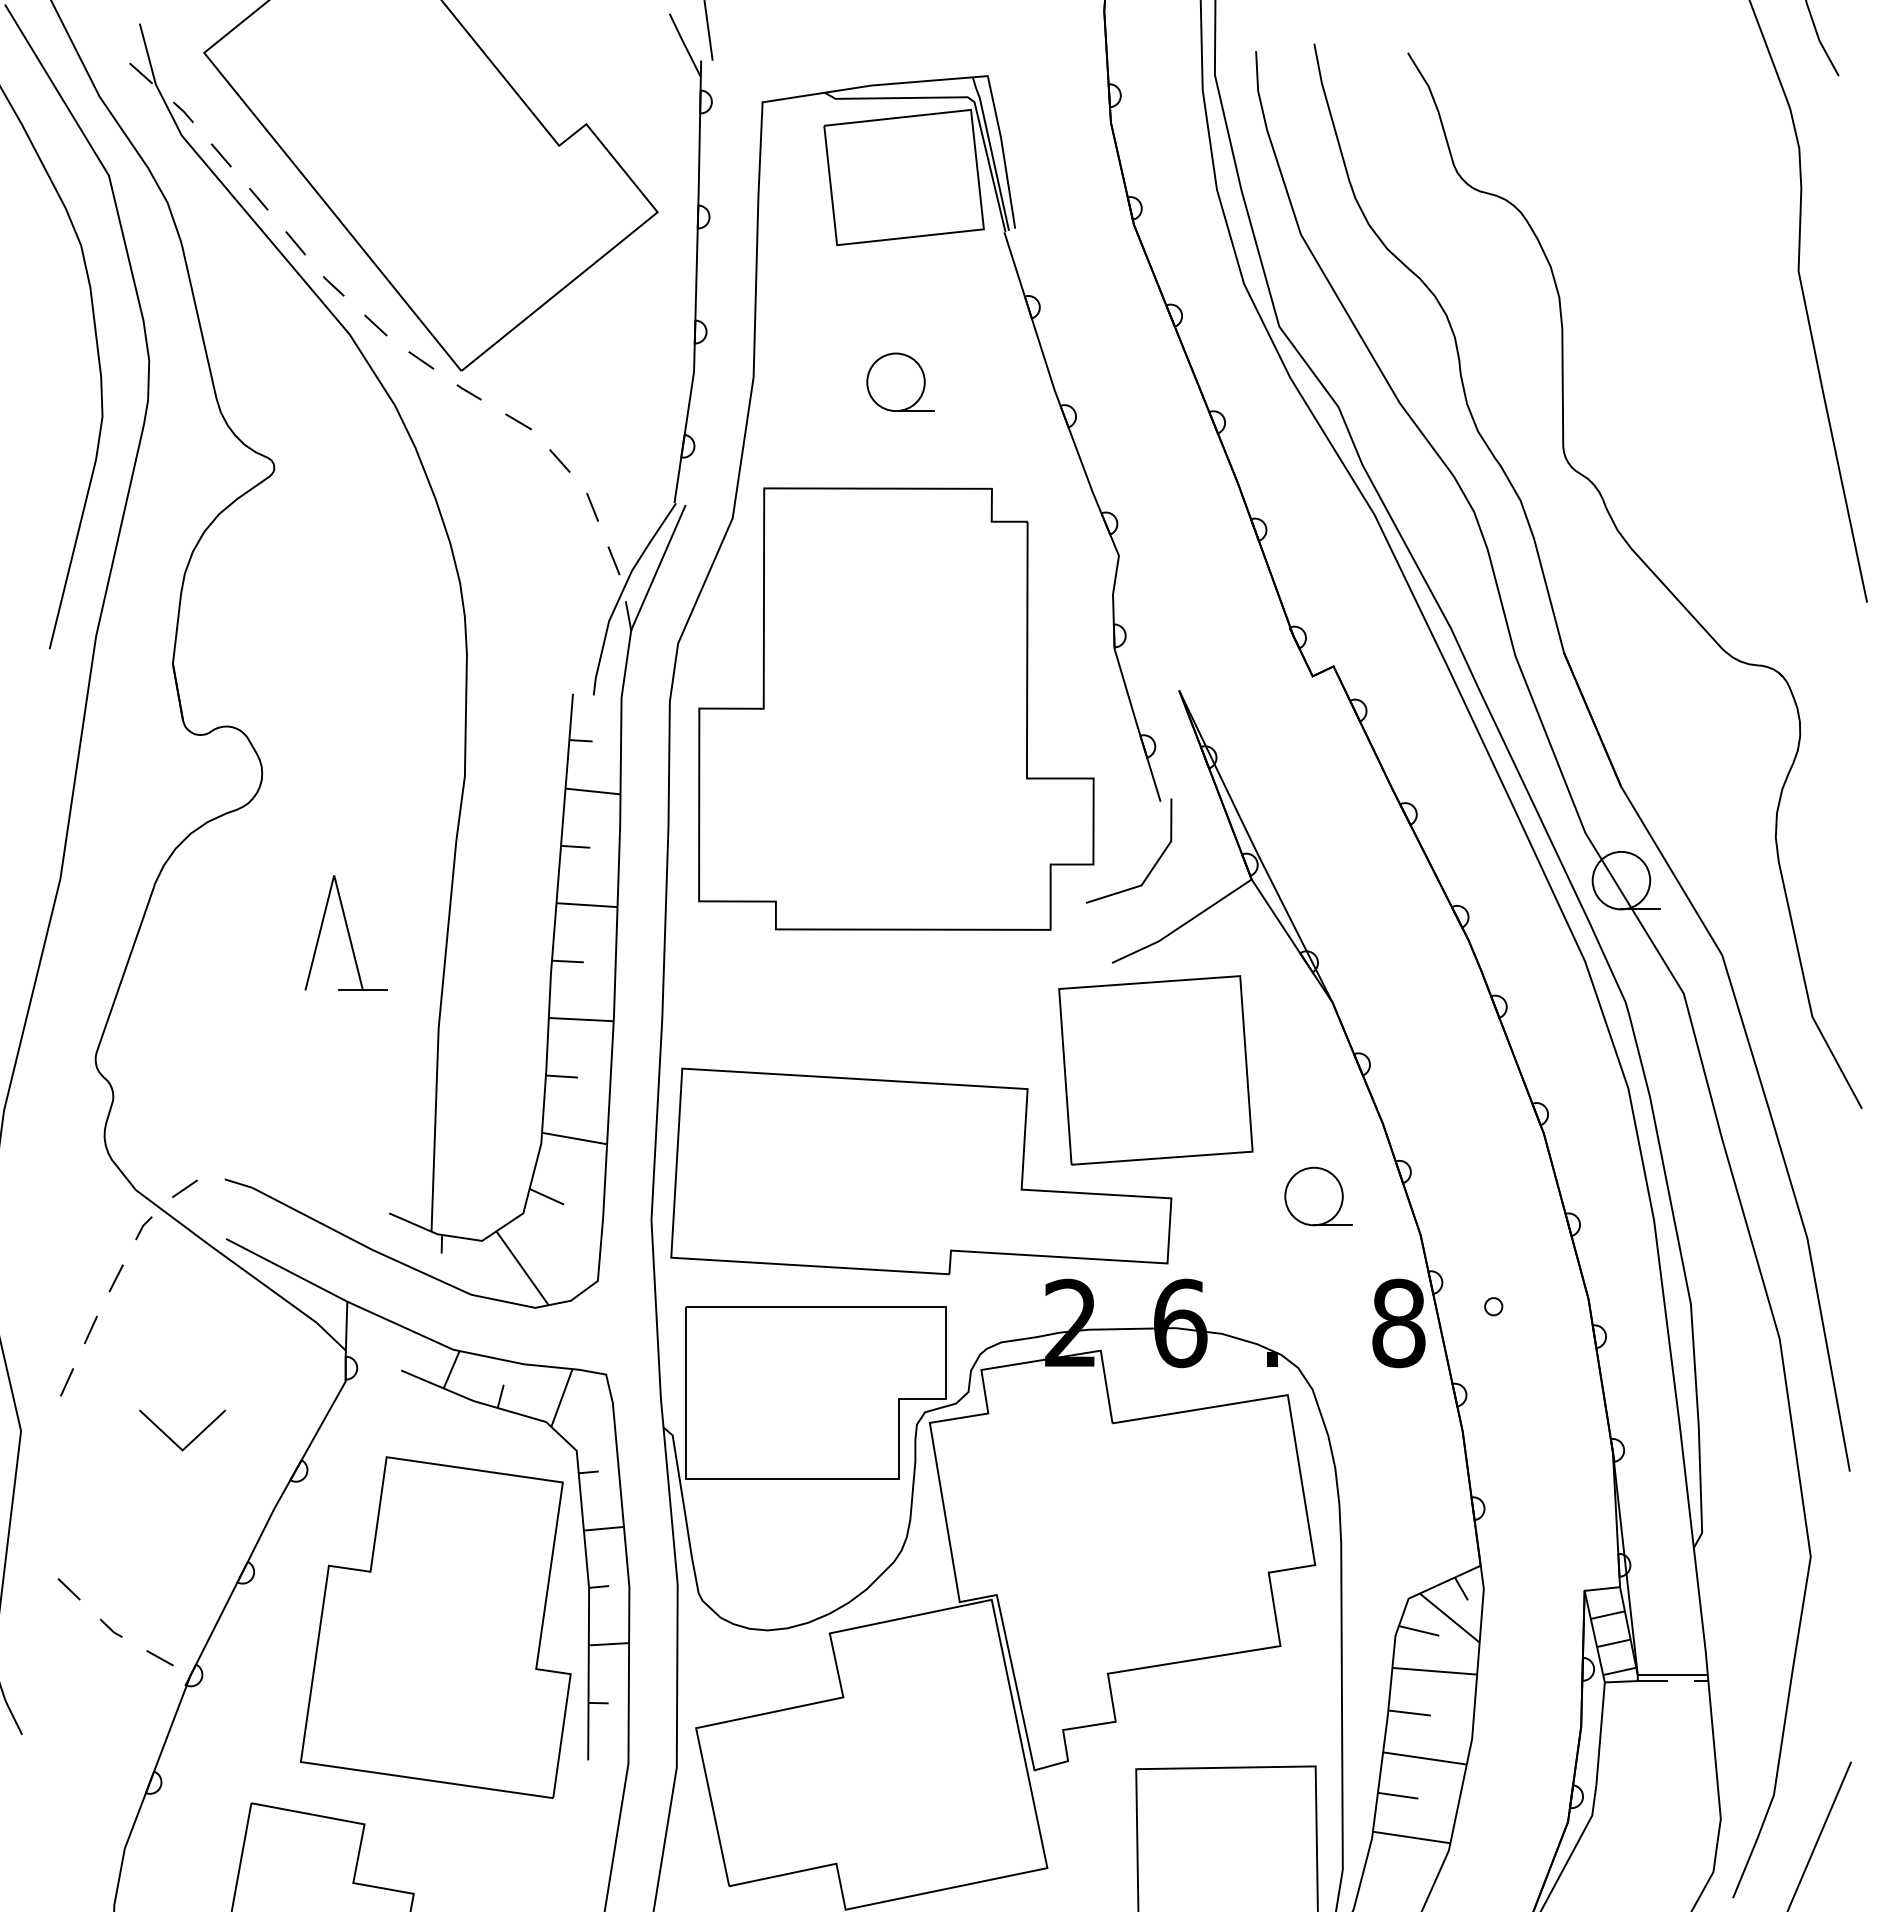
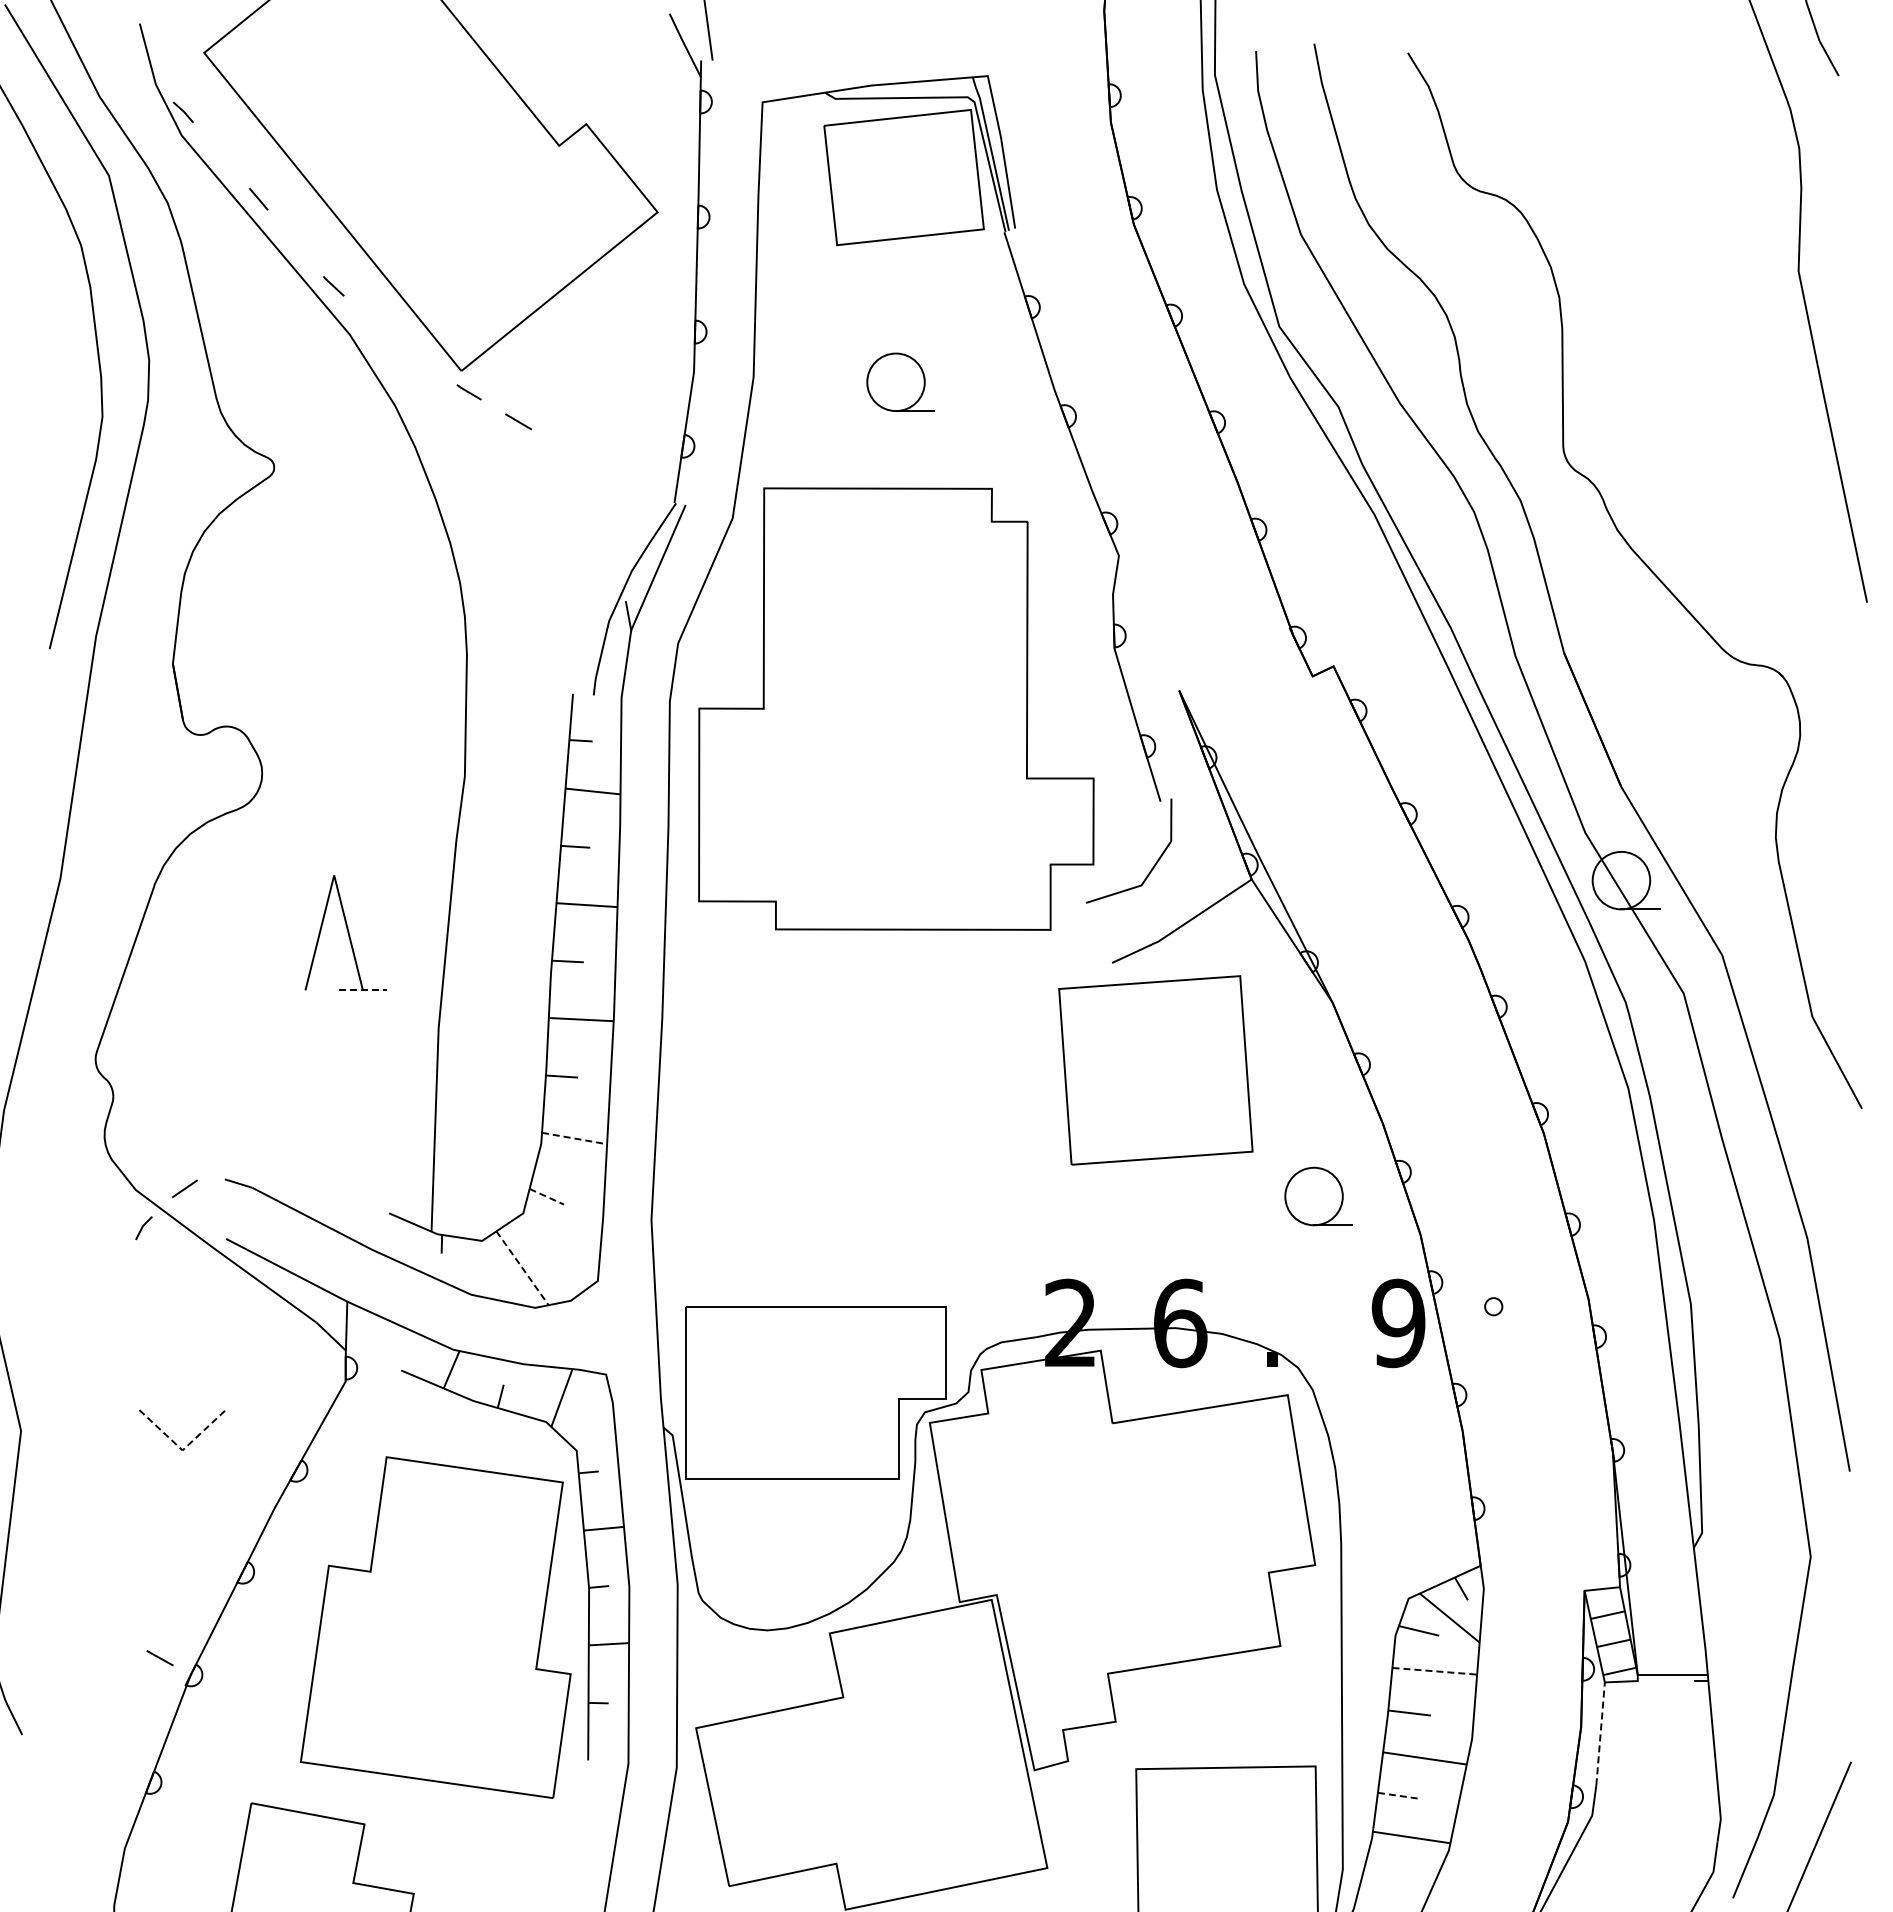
line: present -> none (140, 73)
line: present -> none (221, 155)
line: present -> none (295, 243)
line: present -> none (375, 325)
line: present -> none (421, 360)
line: present -> none (559, 460)
line: present -> none (592, 507)
line: present -> none (613, 560)
line: solid -> dashed (362, 990)
line: solid -> dashed (574, 1138)
part: present -> none (921, 1171)
line: solid -> dashed (546, 1196)
line: solid -> dashed (522, 1268)
line: present -> none (115, 1278)
text: 8 -> 9 (1398, 1323)
line: present -> none (90, 1329)
line: present -> none (67, 1382)
line: solid -> dashed (182, 1450)
line: present -> none (68, 1589)
line: present -> none (110, 1627)
line: solid -> dashed (1435, 1671)
line: present -> none (1651, 1681)
line: solid -> dashed (1600, 1733)
line: solid -> dashed (1398, 1795)
